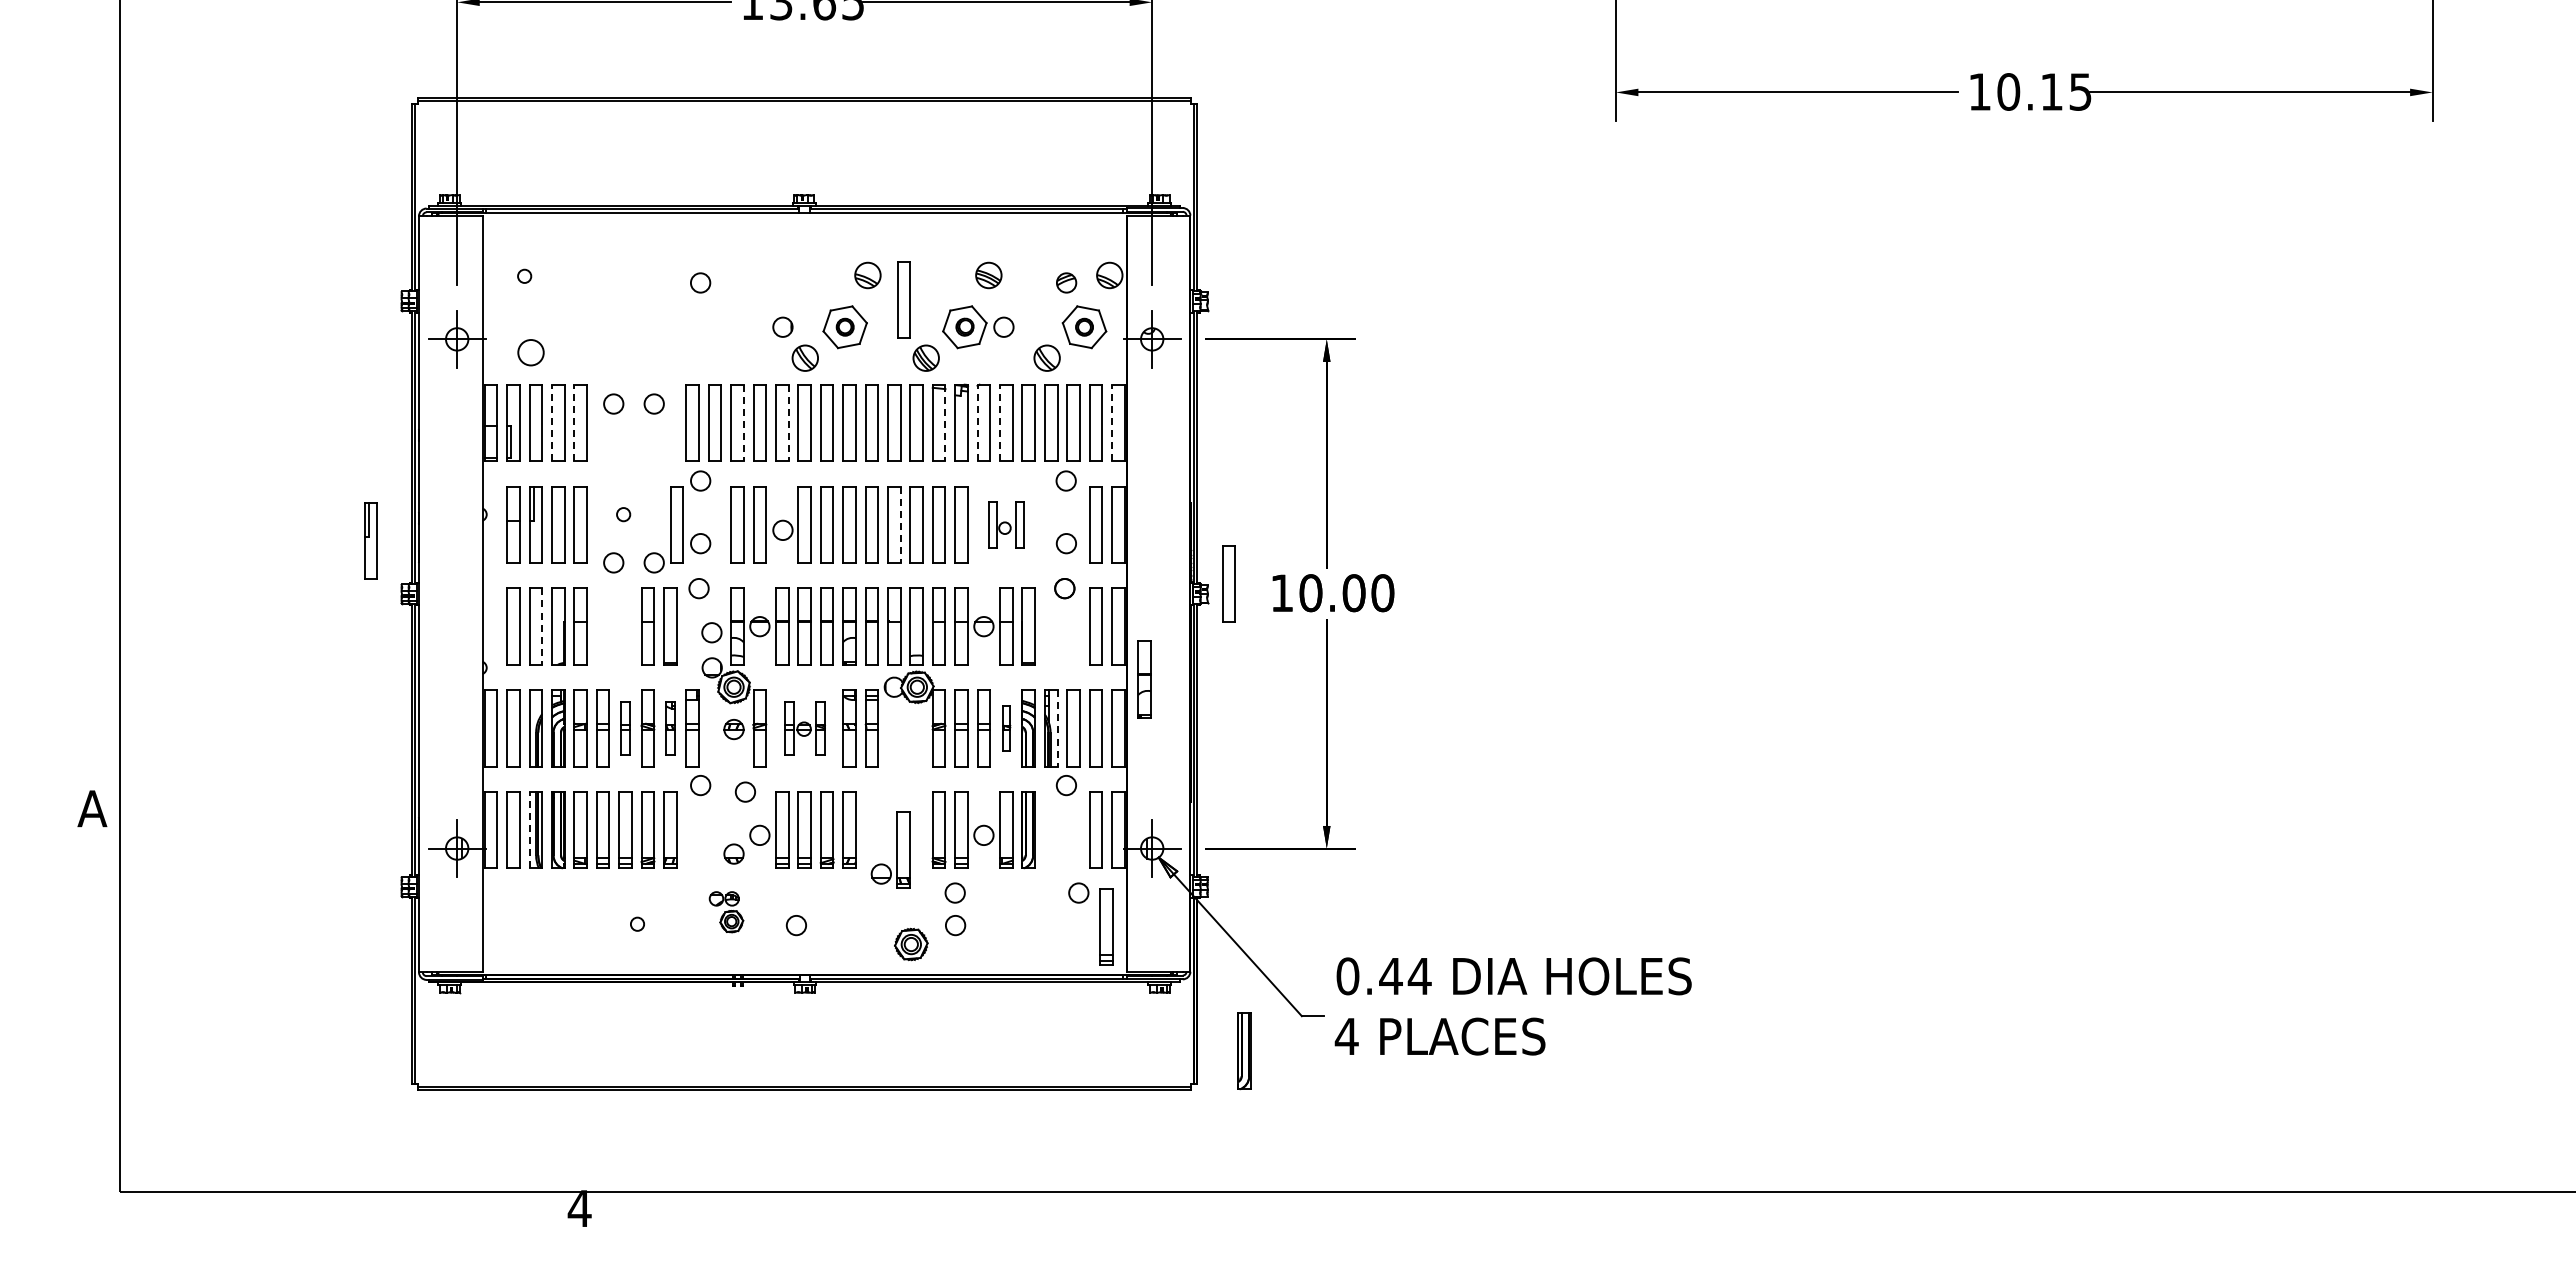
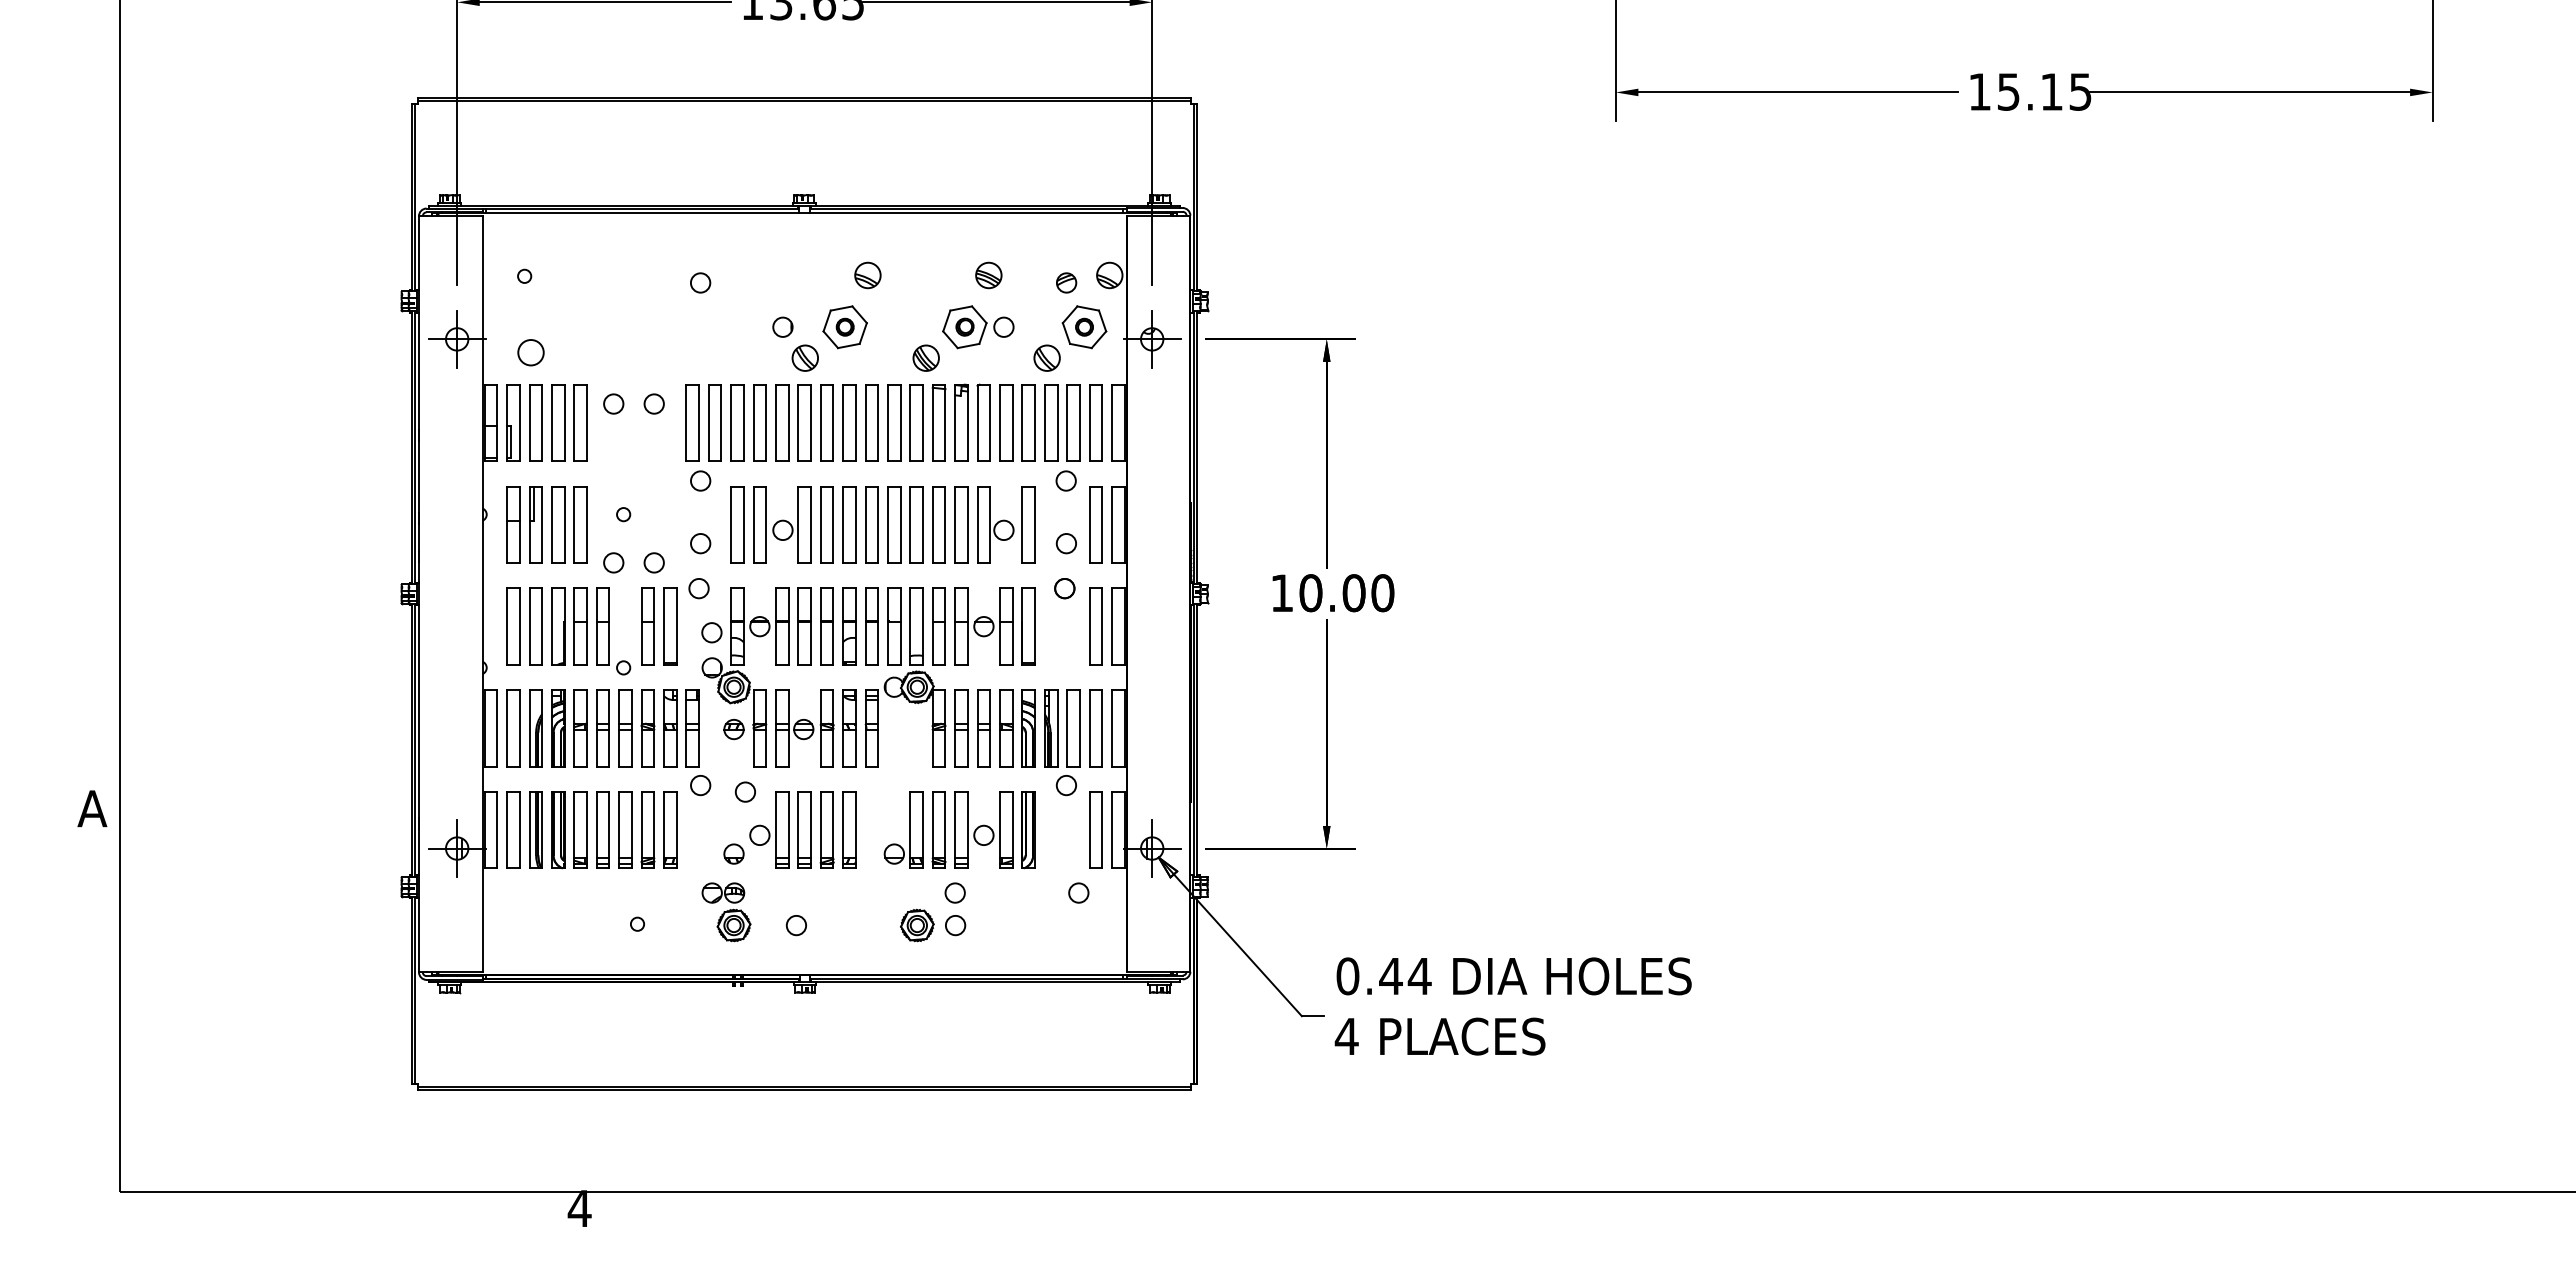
text: 10.15 -> 15.15 (2008, 91)
part: present -> none (903, 299)
line: dashed -> solid (551, 422)
line: dashed -> solid (574, 422)
line: dashed -> solid (977, 422)
line: dashed -> solid (999, 422)
line: dashed -> solid (1111, 422)
line: dashed -> solid (743, 423)
line: dashed -> solid (788, 423)
line: dashed -> solid (945, 423)
part: present -> none (676, 524)
part size: 37x48 px -> 59x78 px (1006, 524)
line: dashed -> solid (900, 525)
part: present -> none (370, 540)
part: present -> none (1228, 583)
line: dashed -> solid (542, 627)
part: none -> present (613, 631)
part: present -> none (1144, 679)
part size: 11x55 px -> 15x79 px (625, 728)
part size: 11x55 px -> 15x79 px (670, 728)
part size: 42x55 px -> 60x79 px (804, 728)
part size: 10x47 px -> 15x79 px (1006, 728)
line: dashed -> solid (1057, 728)
line: dashed -> solid (529, 829)
part position: (890, 849) -> (903, 829) (903, 829)
part size: 37x43 px -> 51x61 px (726, 912)
part: present -> none (1106, 926)
part position: (911, 944) -> (917, 925) (917, 925)
part: present -> none (1244, 1051)
